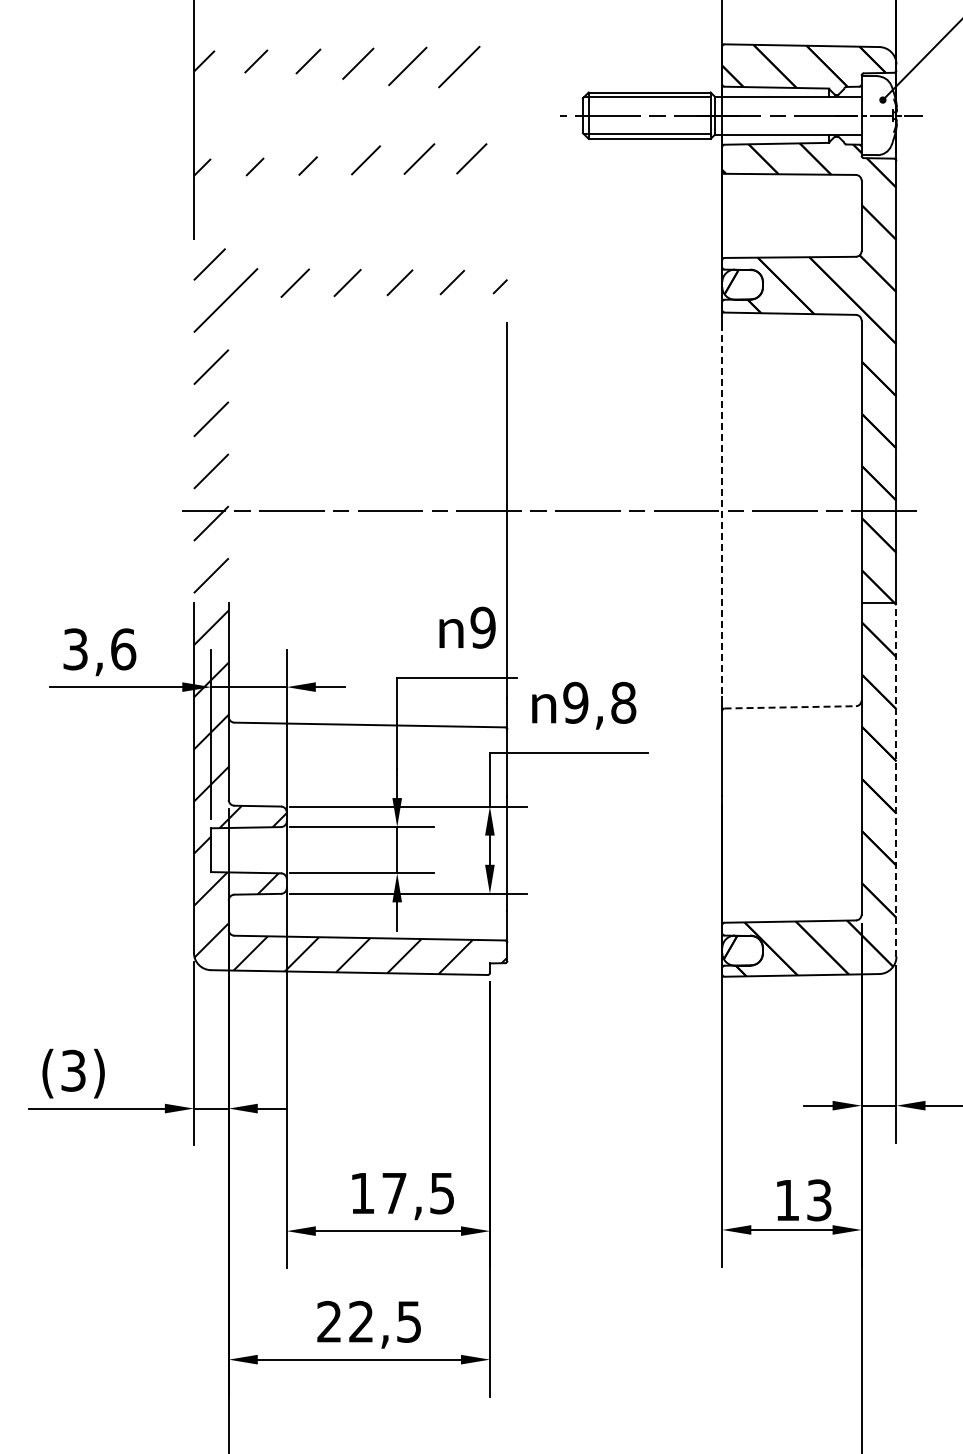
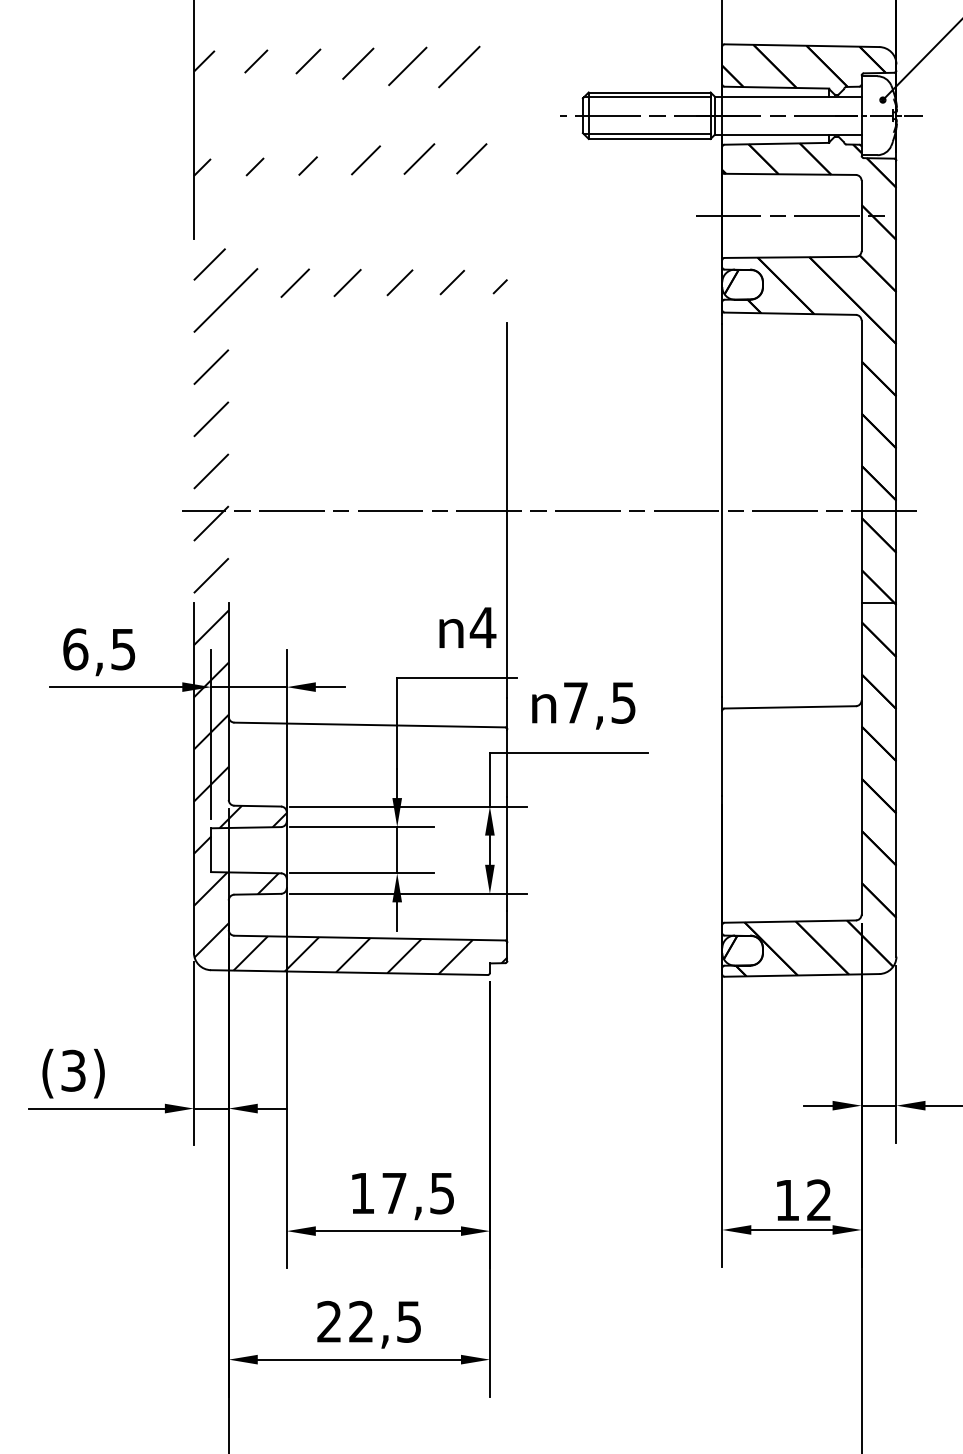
line: none -> present (789, 215)
line: dashed -> solid (722, 511)
text: 9 -> 4 (482, 627)
text: 3,6 -> 6,5 (99, 649)
text: 9,8 -> 7,5 (599, 702)
line: dashed -> solid (790, 707)
line: dashed -> solid (896, 779)
text: 13 -> 12 (819, 1200)
